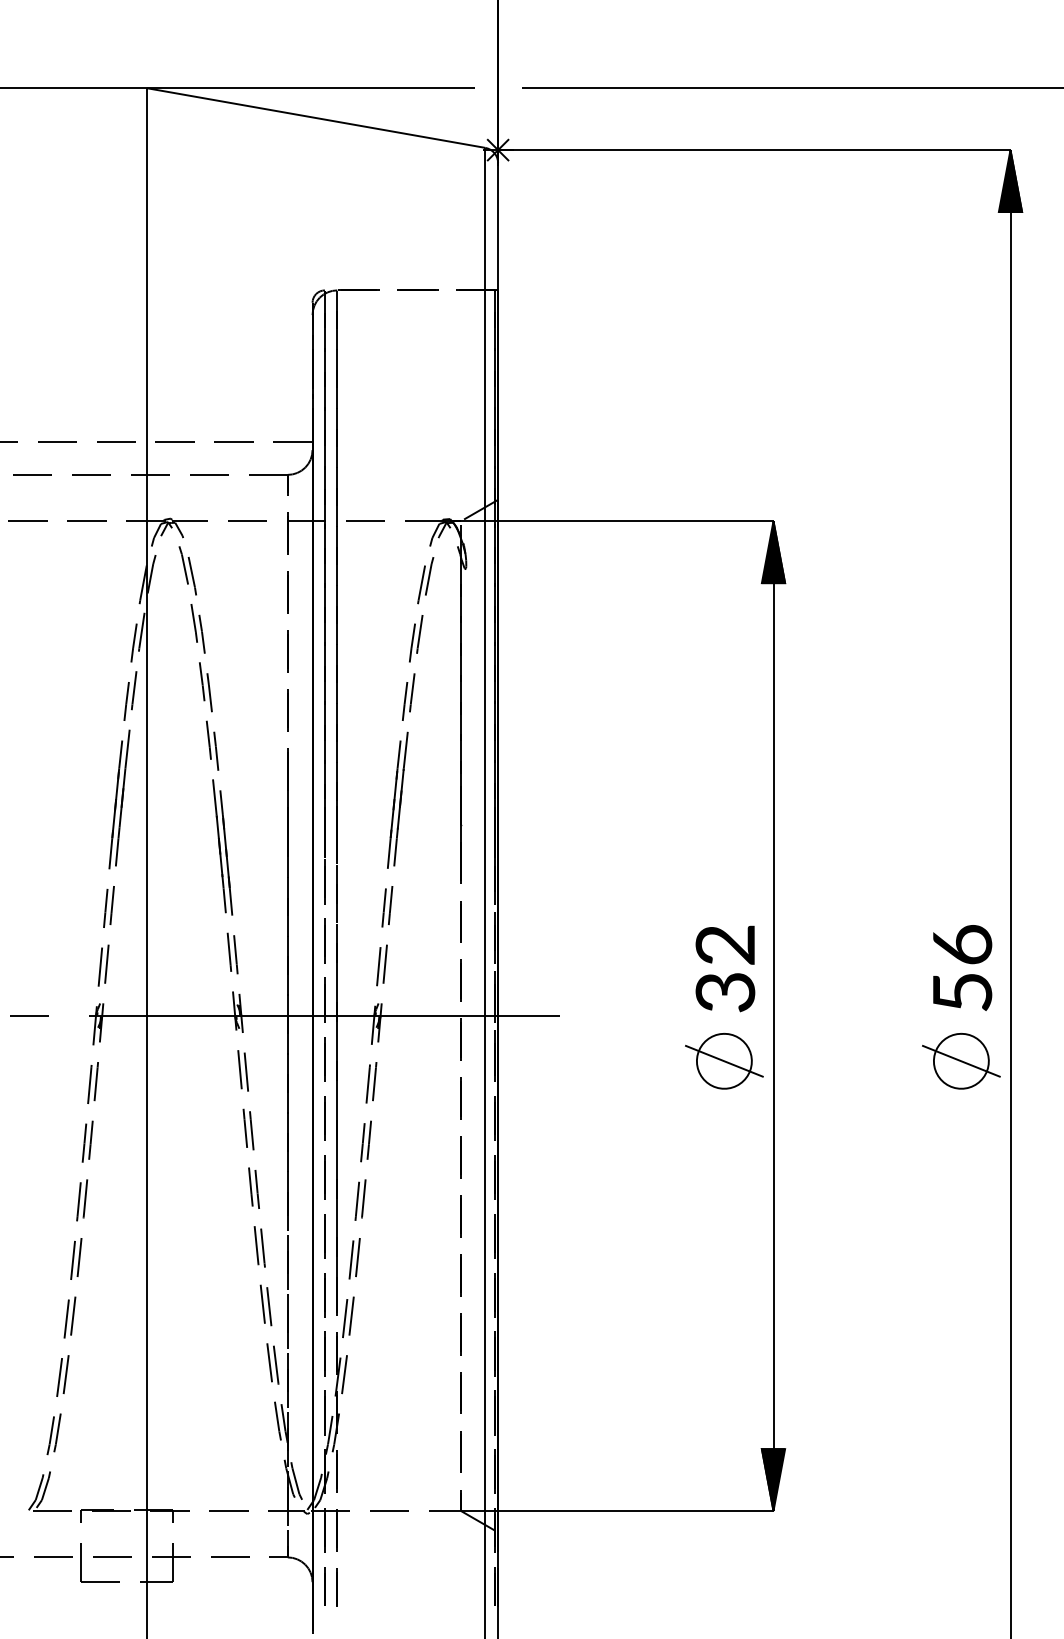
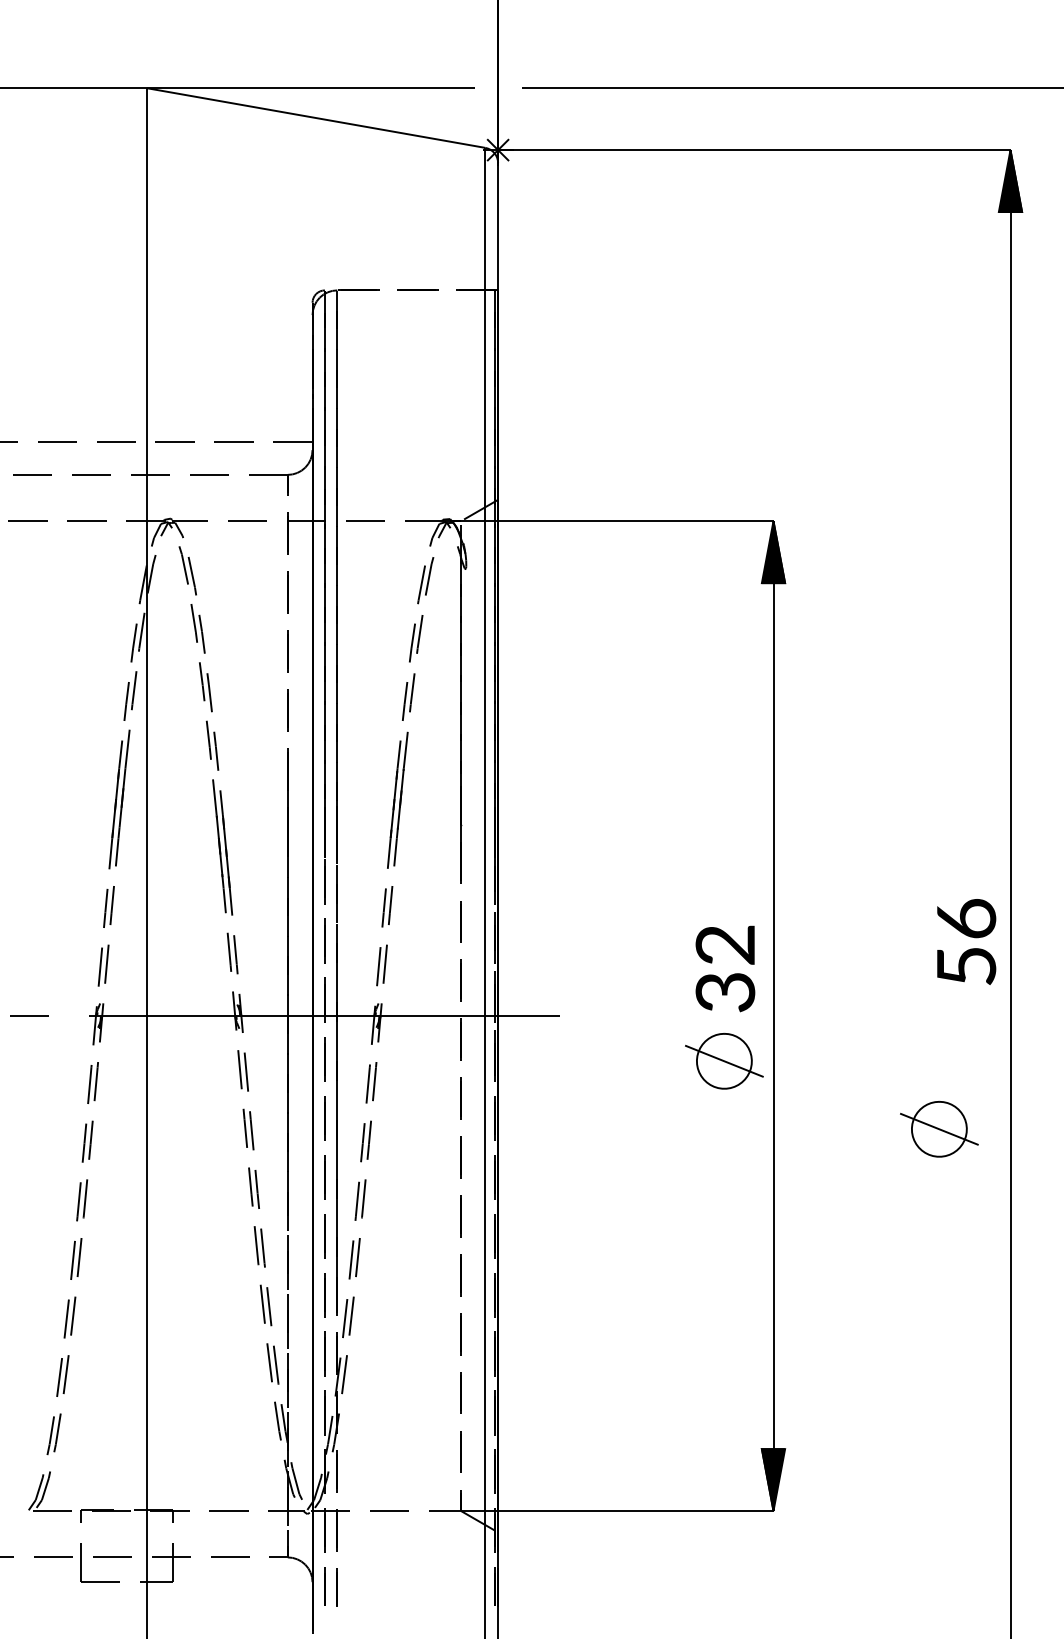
text position: (962, 967) -> (966, 941) (966, 941)
part position: (961, 1060) -> (939, 1128) (939, 1128)
